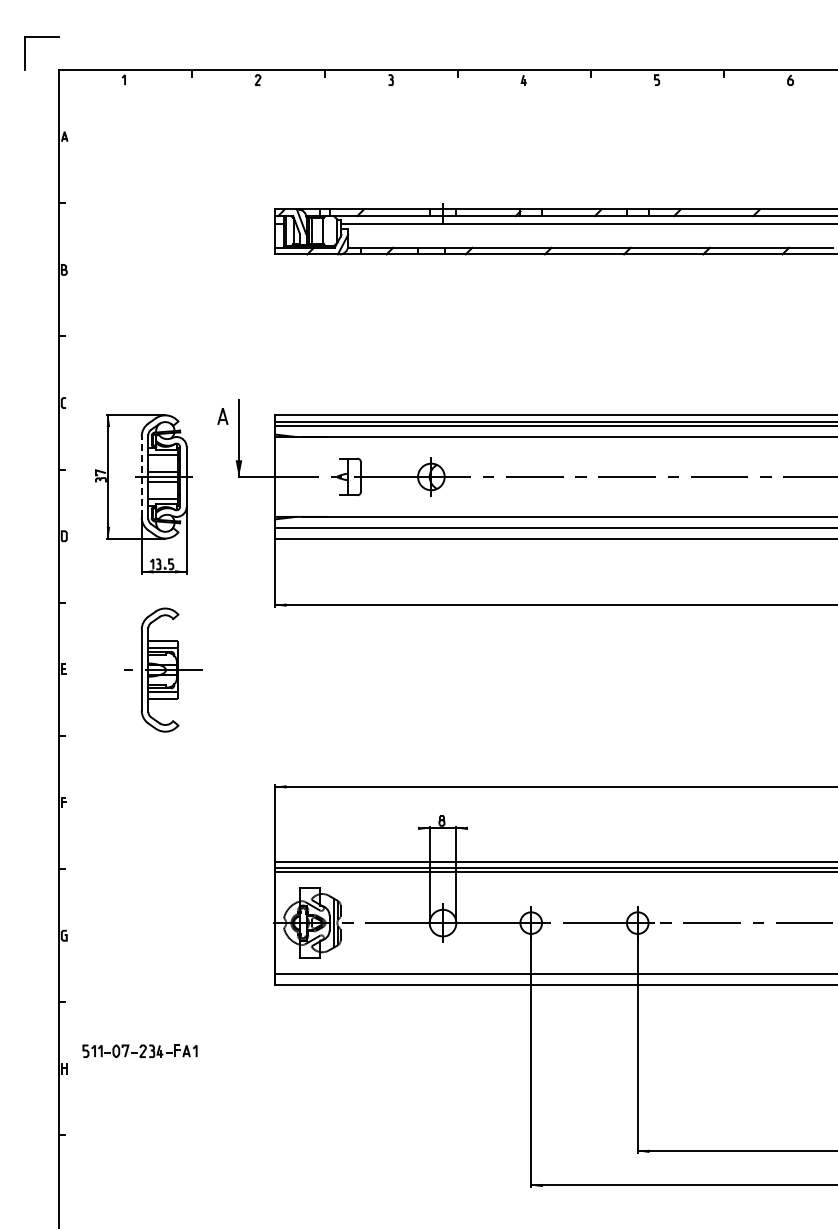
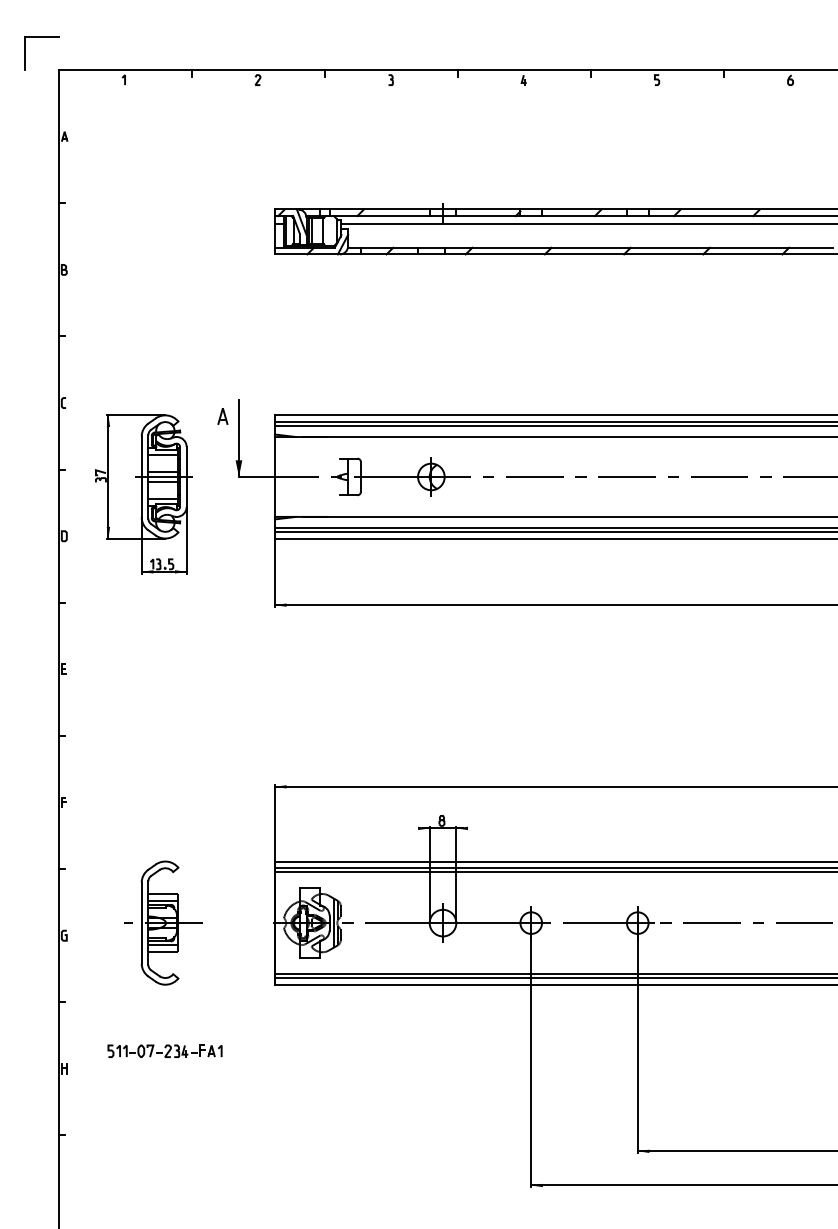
line: dashed -> solid (141, 476)
line: none -> present (554, 532)
part position: (163, 669) -> (163, 922) (163, 922)
line: none -> present (554, 978)
part position: (139, 1050) -> (164, 1050) (164, 1050)
